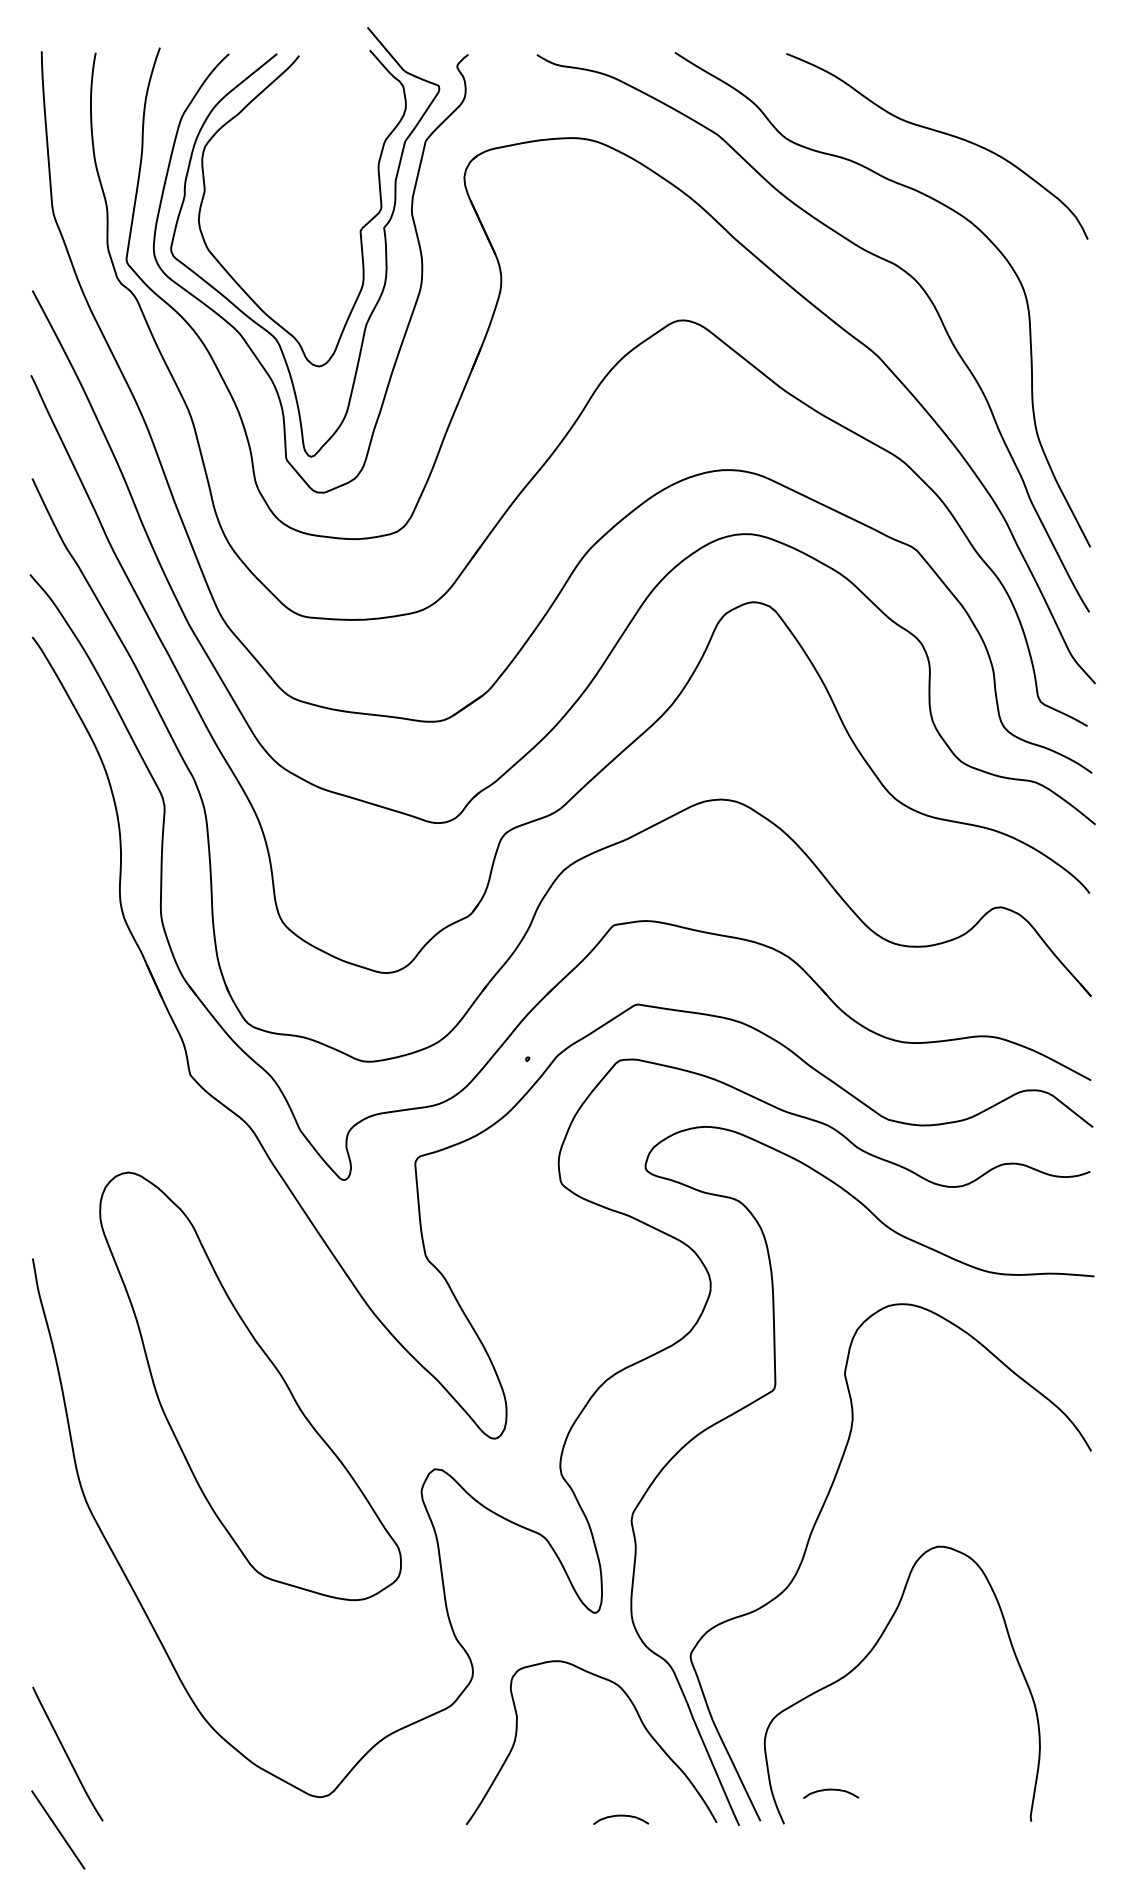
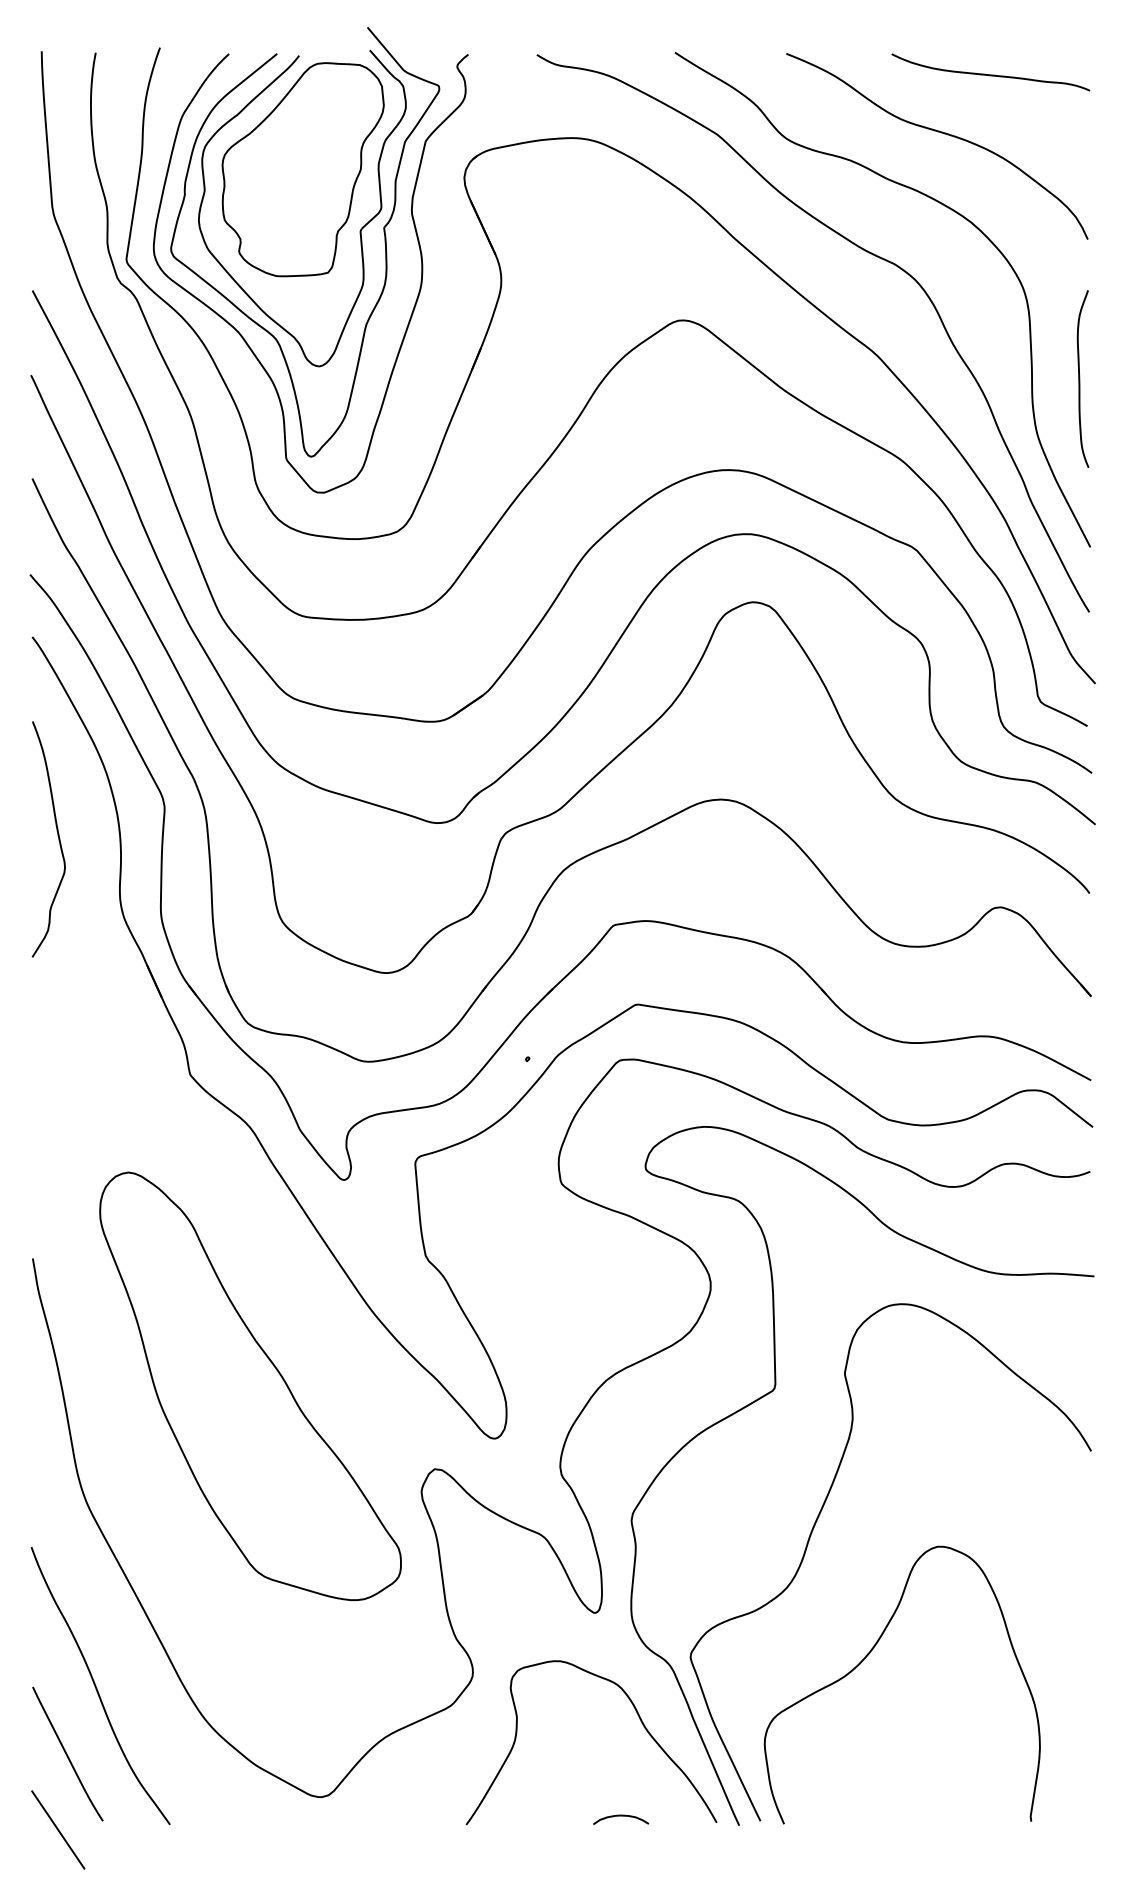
curve: none -> present (990, 74)
part: none -> present (302, 169)
curve: none -> present (1080, 378)
curve: none -> present (57, 836)
curve: none -> present (97, 1688)
curve: present -> none (831, 1790)
